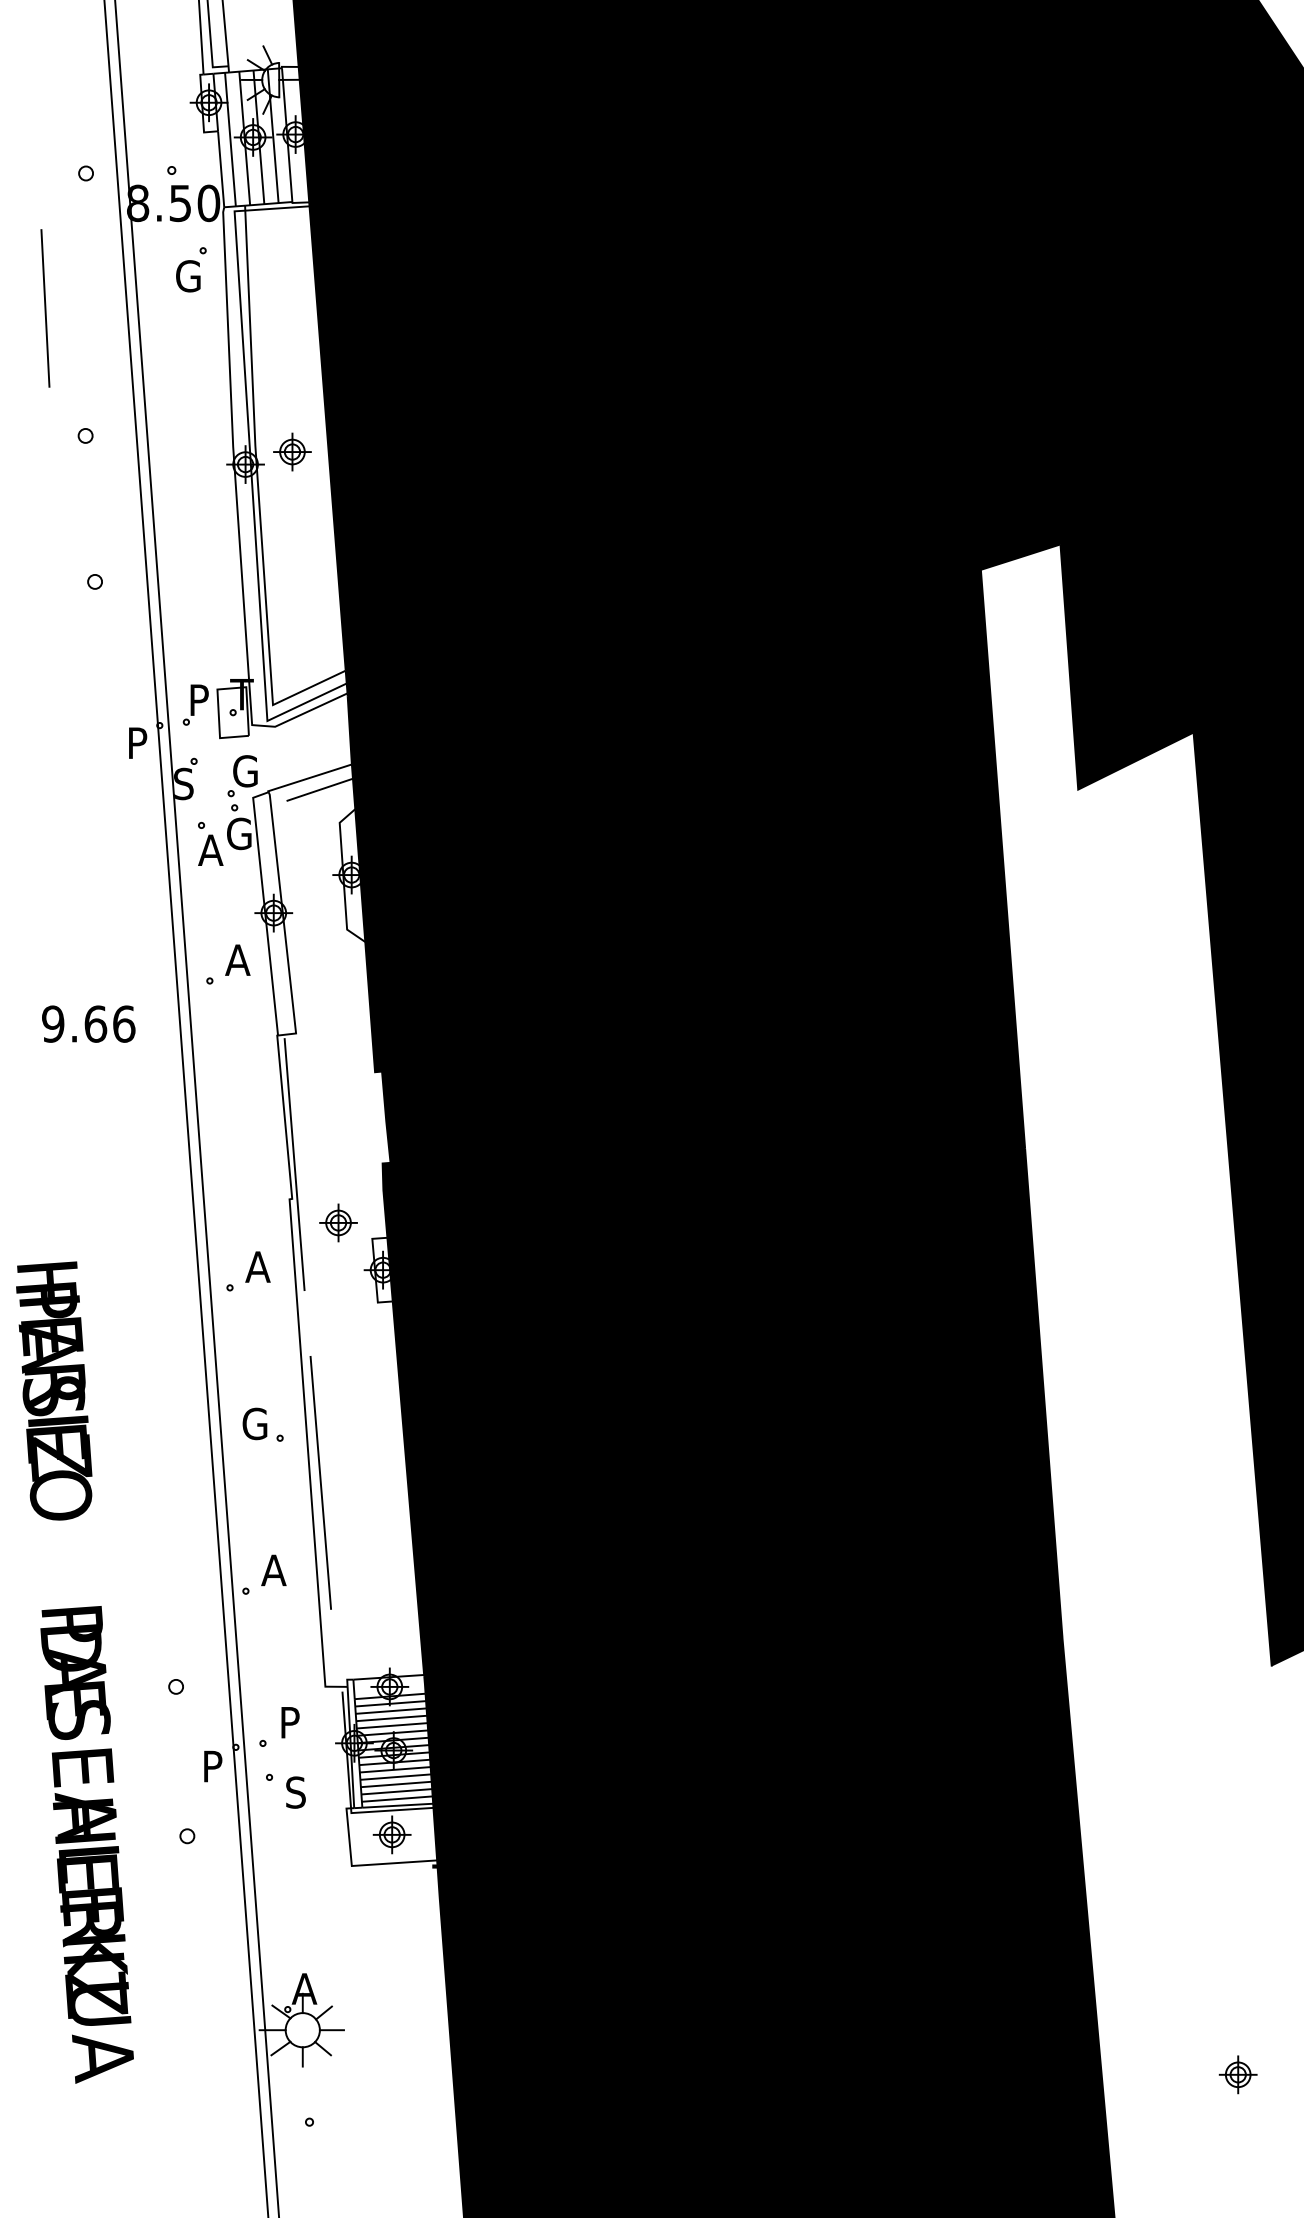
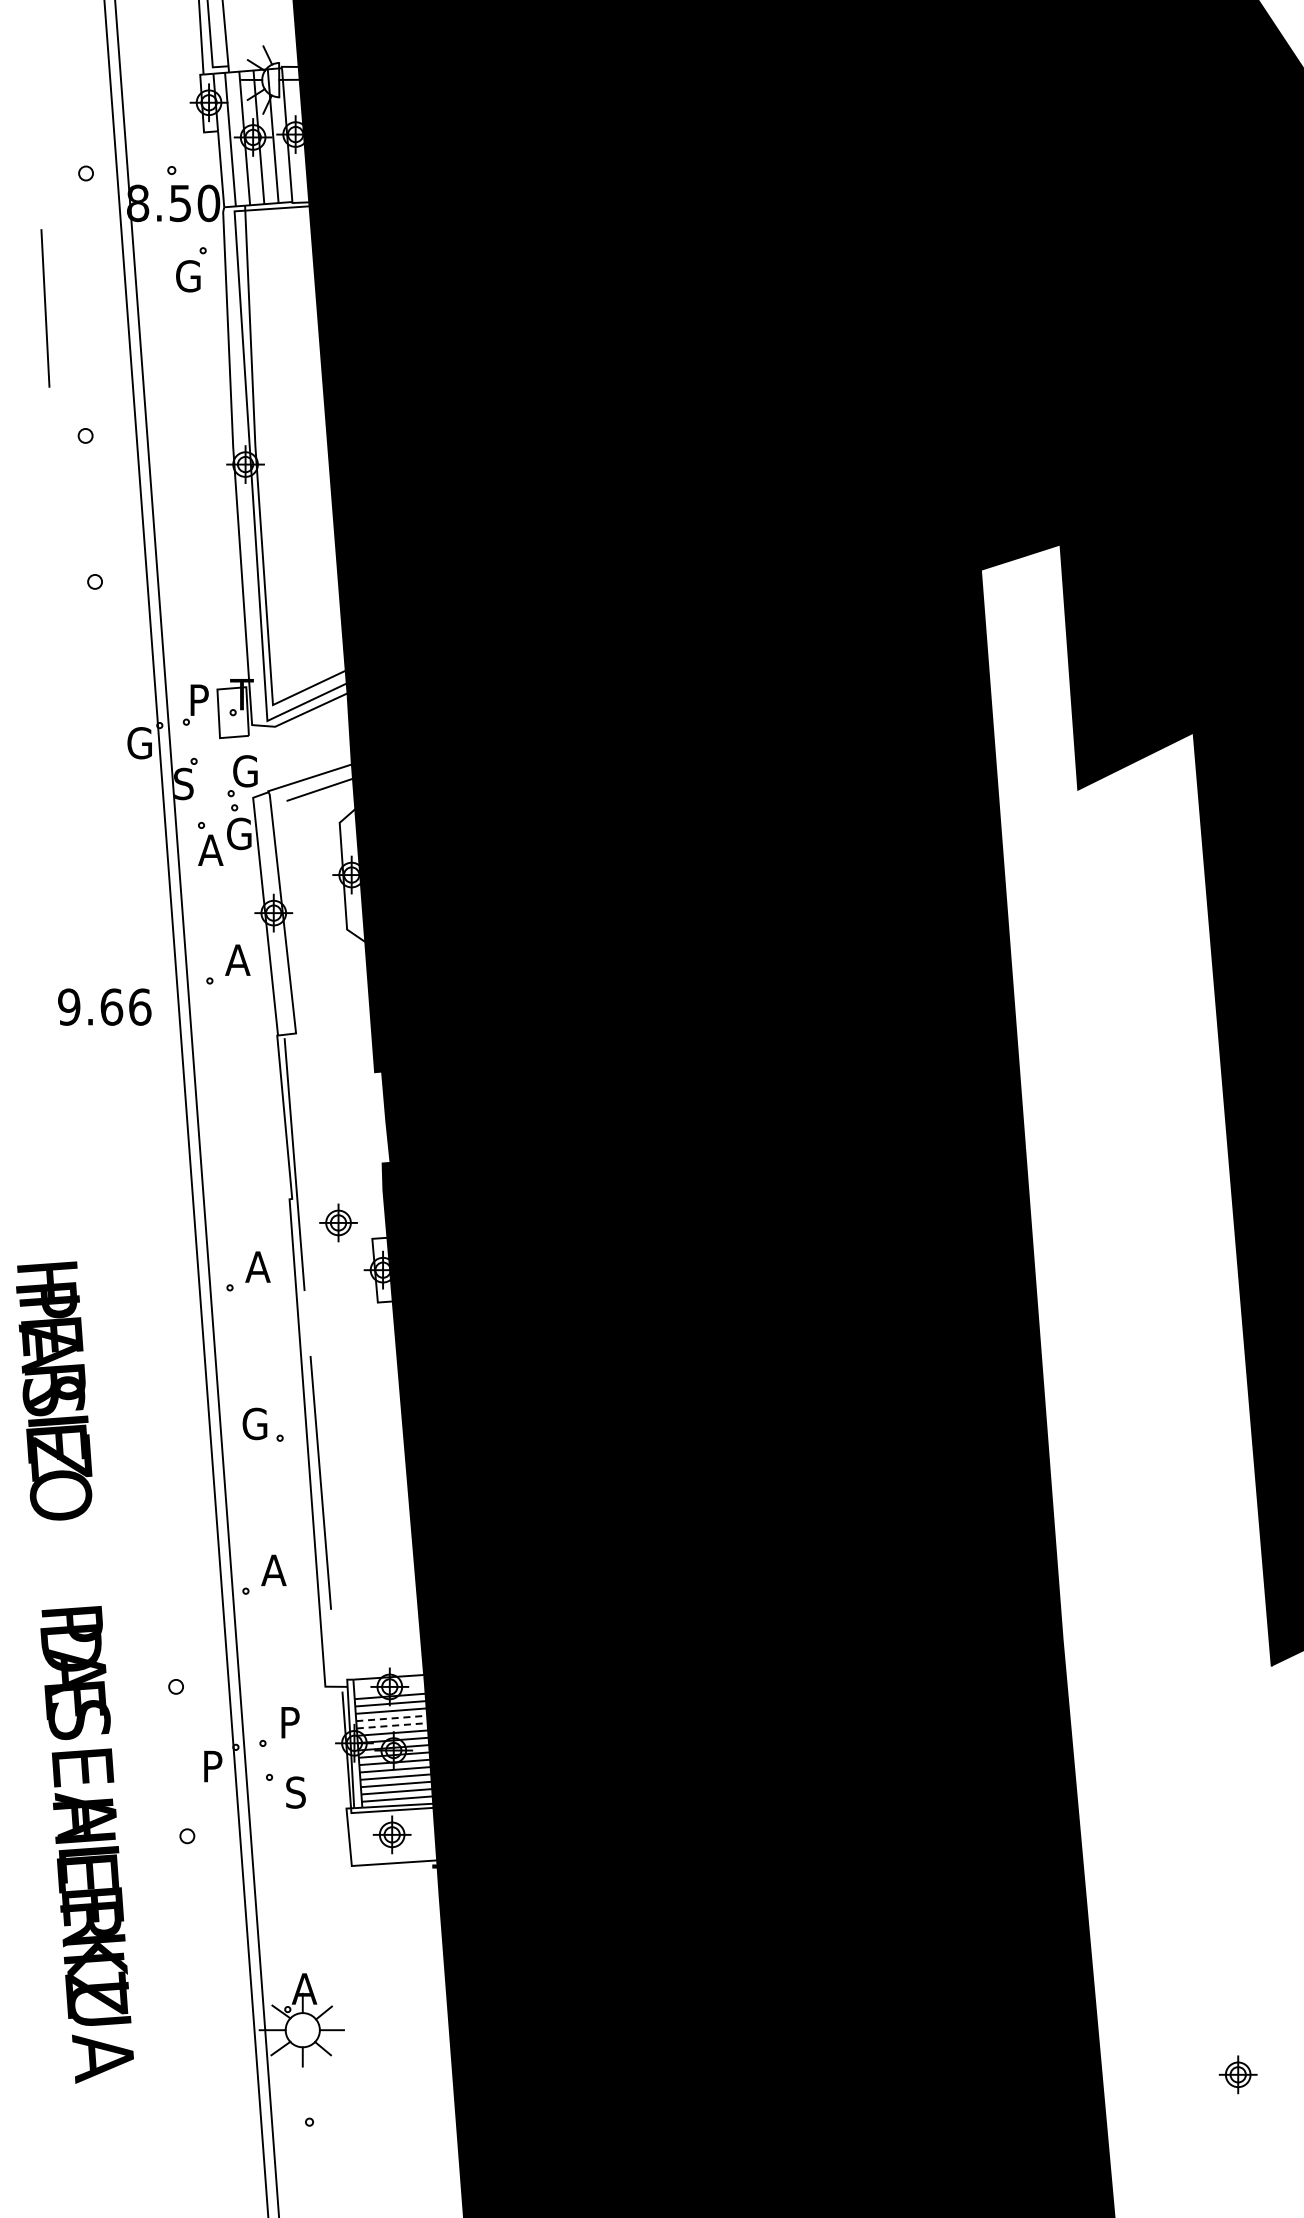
part: present -> none (292, 451)
text: P -> G (139, 743)
text position: (88, 1023) -> (104, 1006) (104, 1006)
line: solid -> dashed (391, 1718)
line: solid -> dashed (392, 1725)
